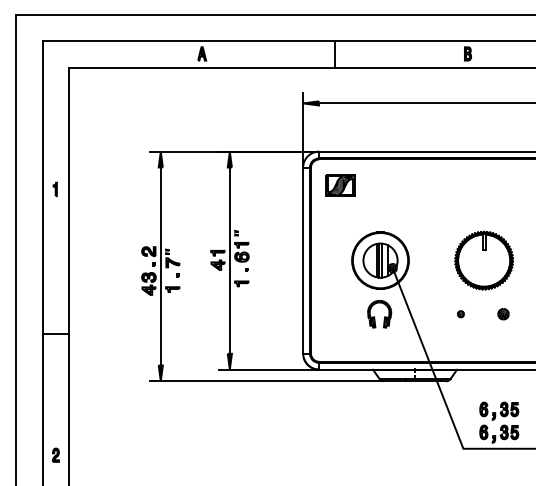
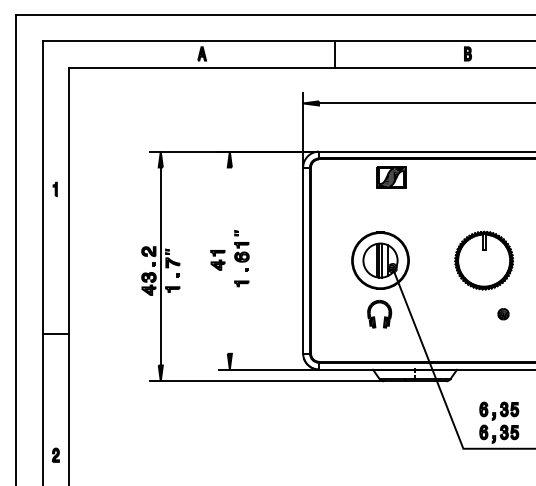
part position: (340, 185) -> (391, 177) (391, 177)
line: present -> none (229, 260)
part: present -> none (460, 314)
